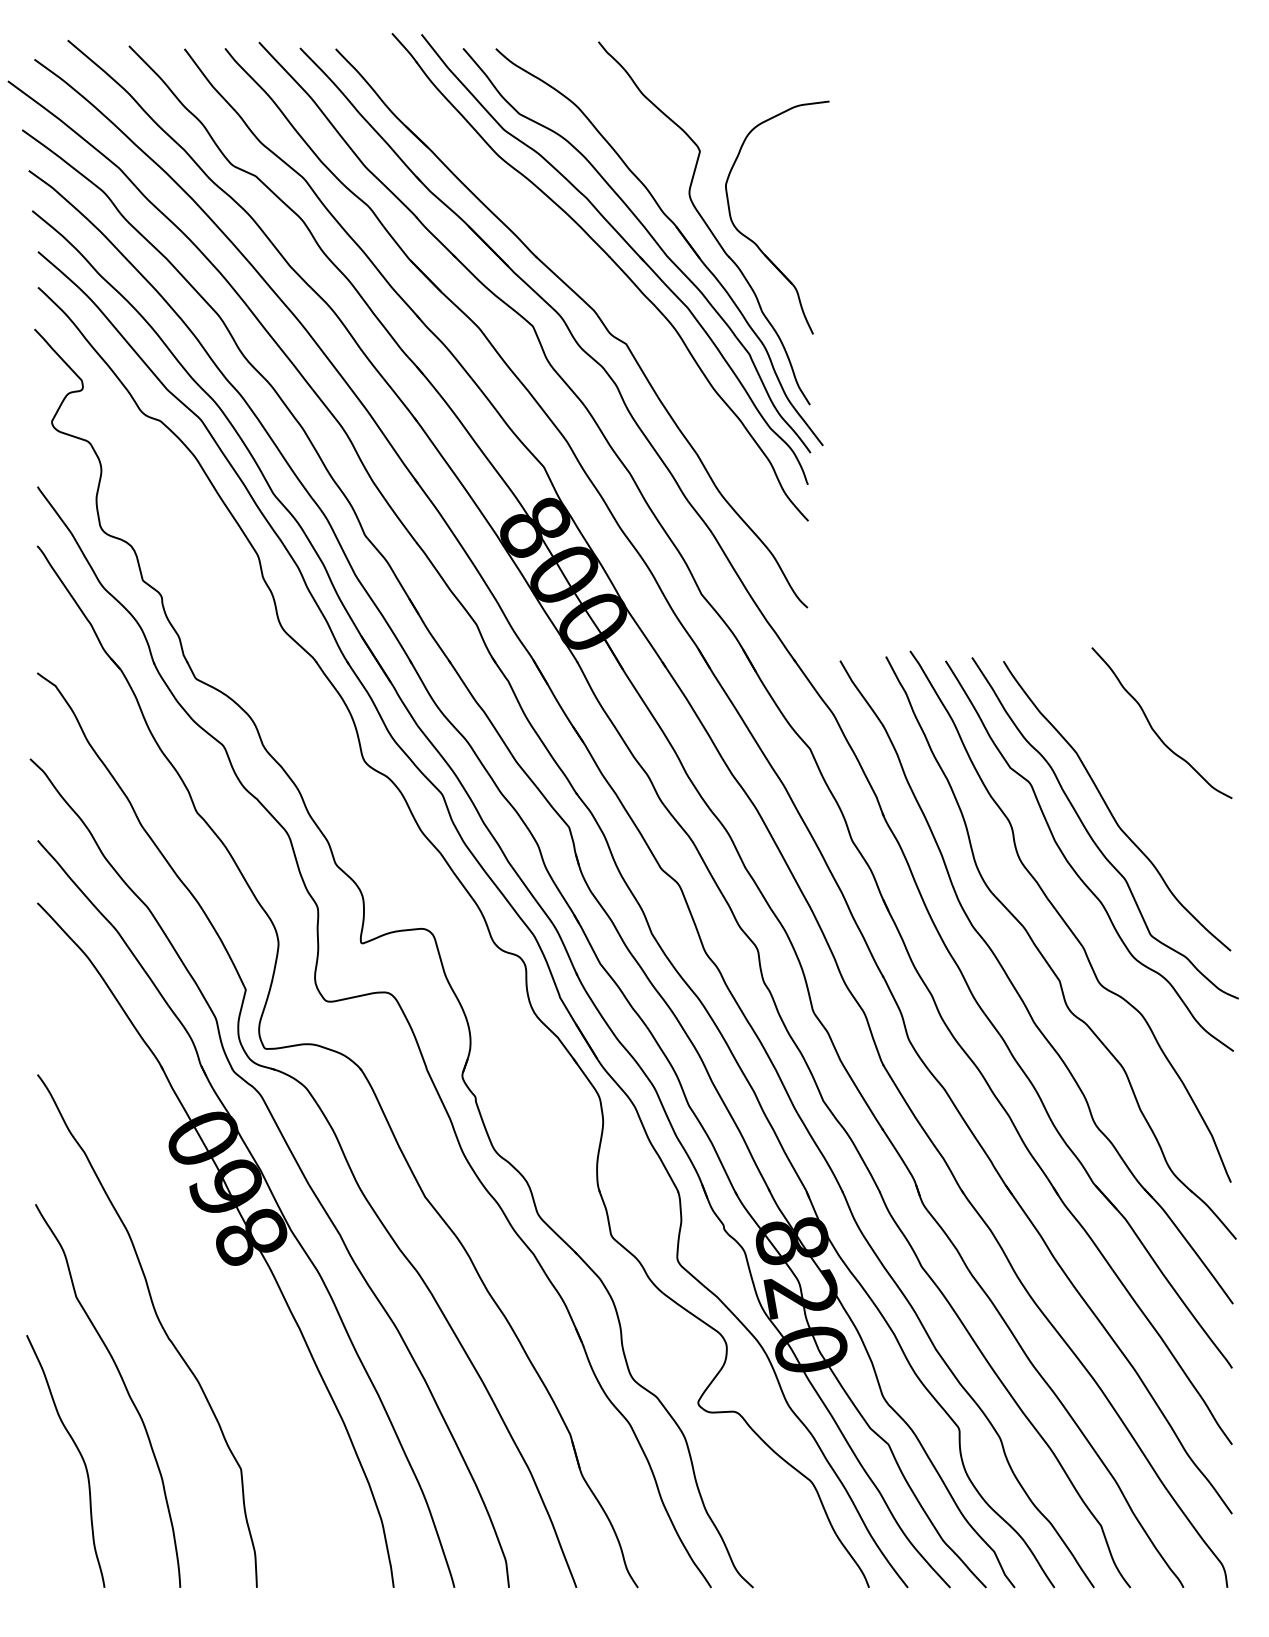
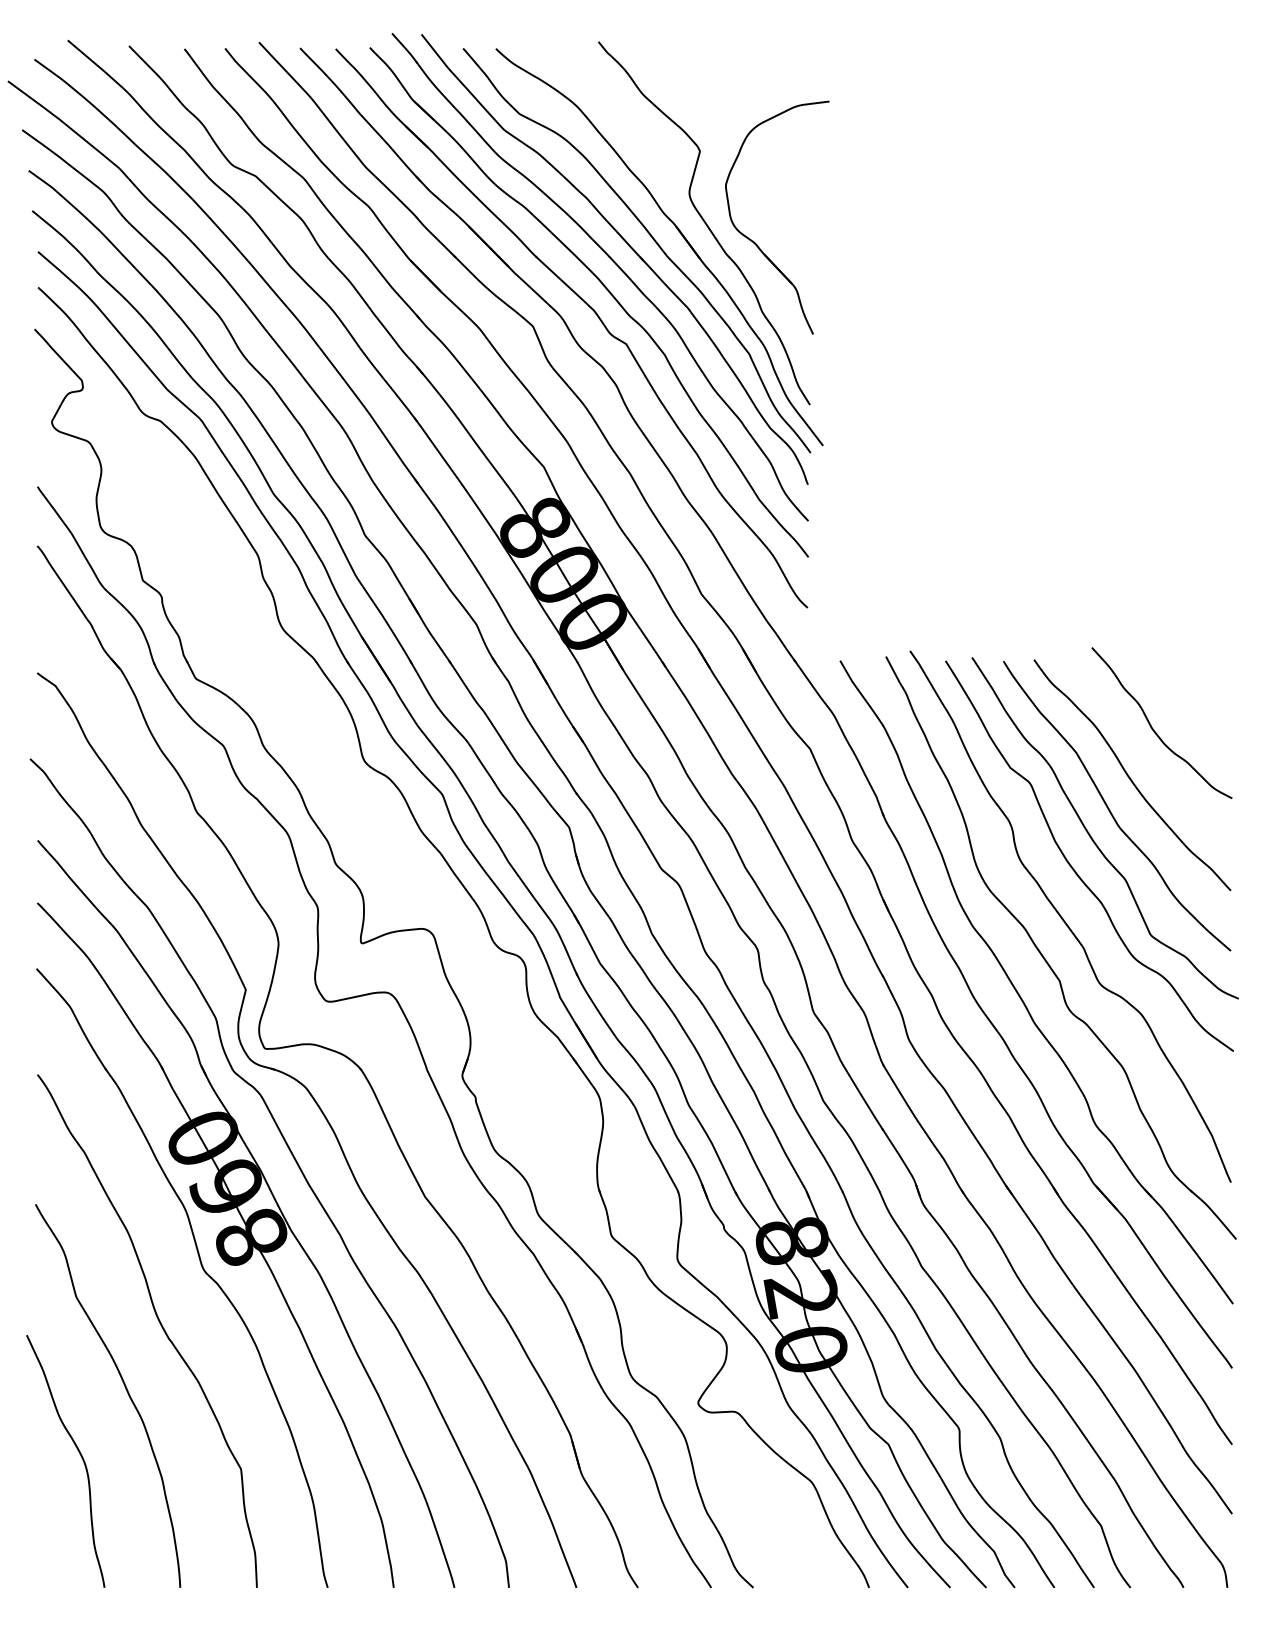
part: none -> present (603, 286)
curve: none -> present (1130, 777)
part: none -> present (201, 1267)
